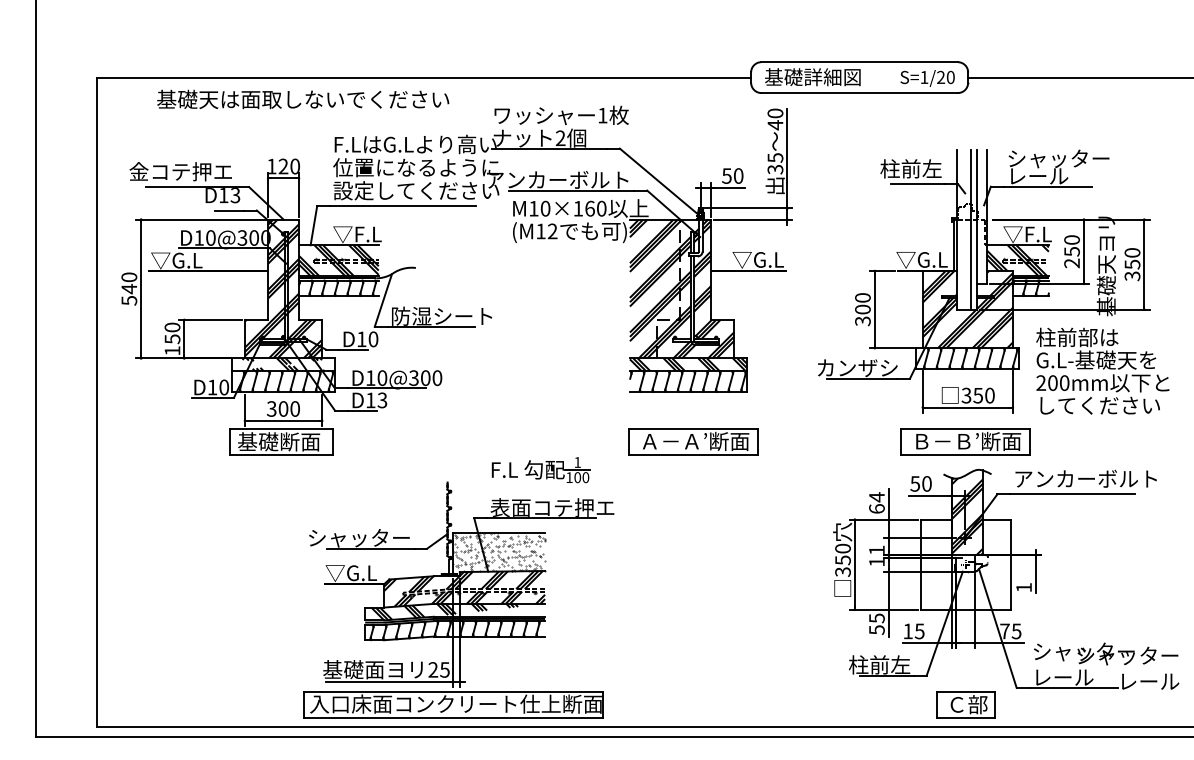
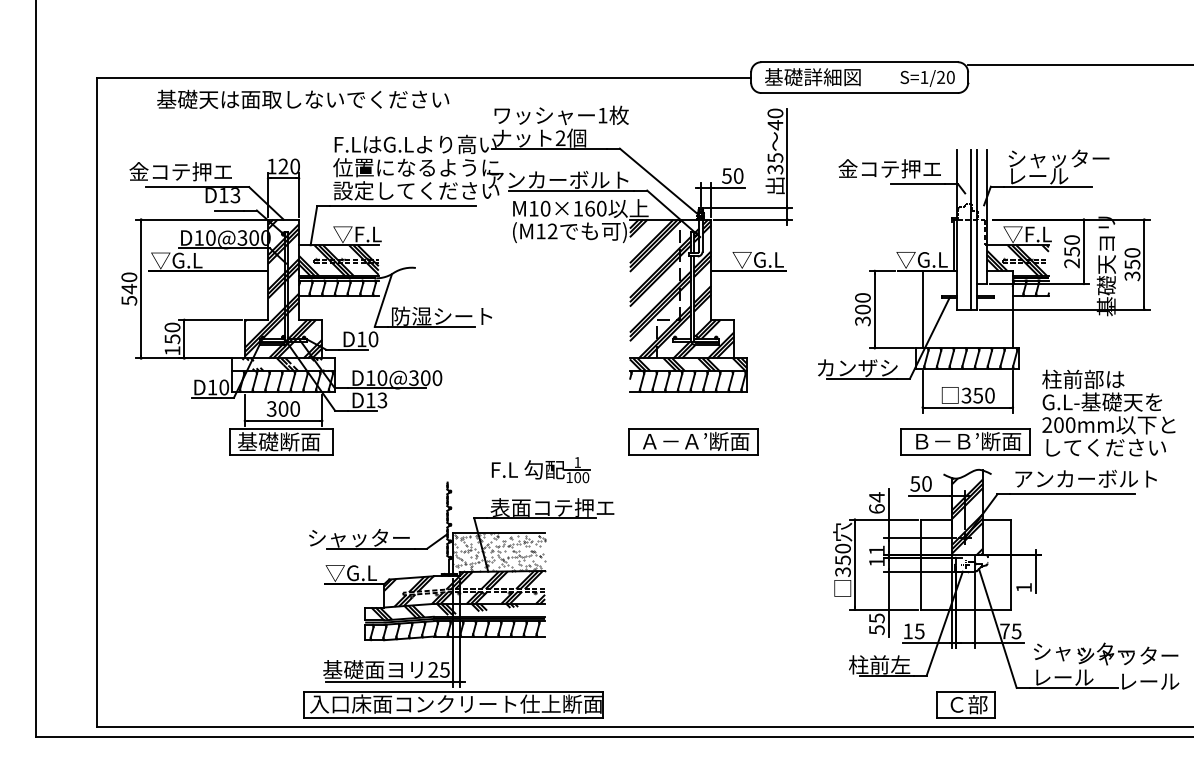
line position: (1079, 77) -> (1079, 64) (1079, 64)
text: 柱前左 -> 金コテ押エ (889, 168)
hatch: present -> none (967, 309)
text position: (1102, 370) -> (1108, 412) (1108, 412)
